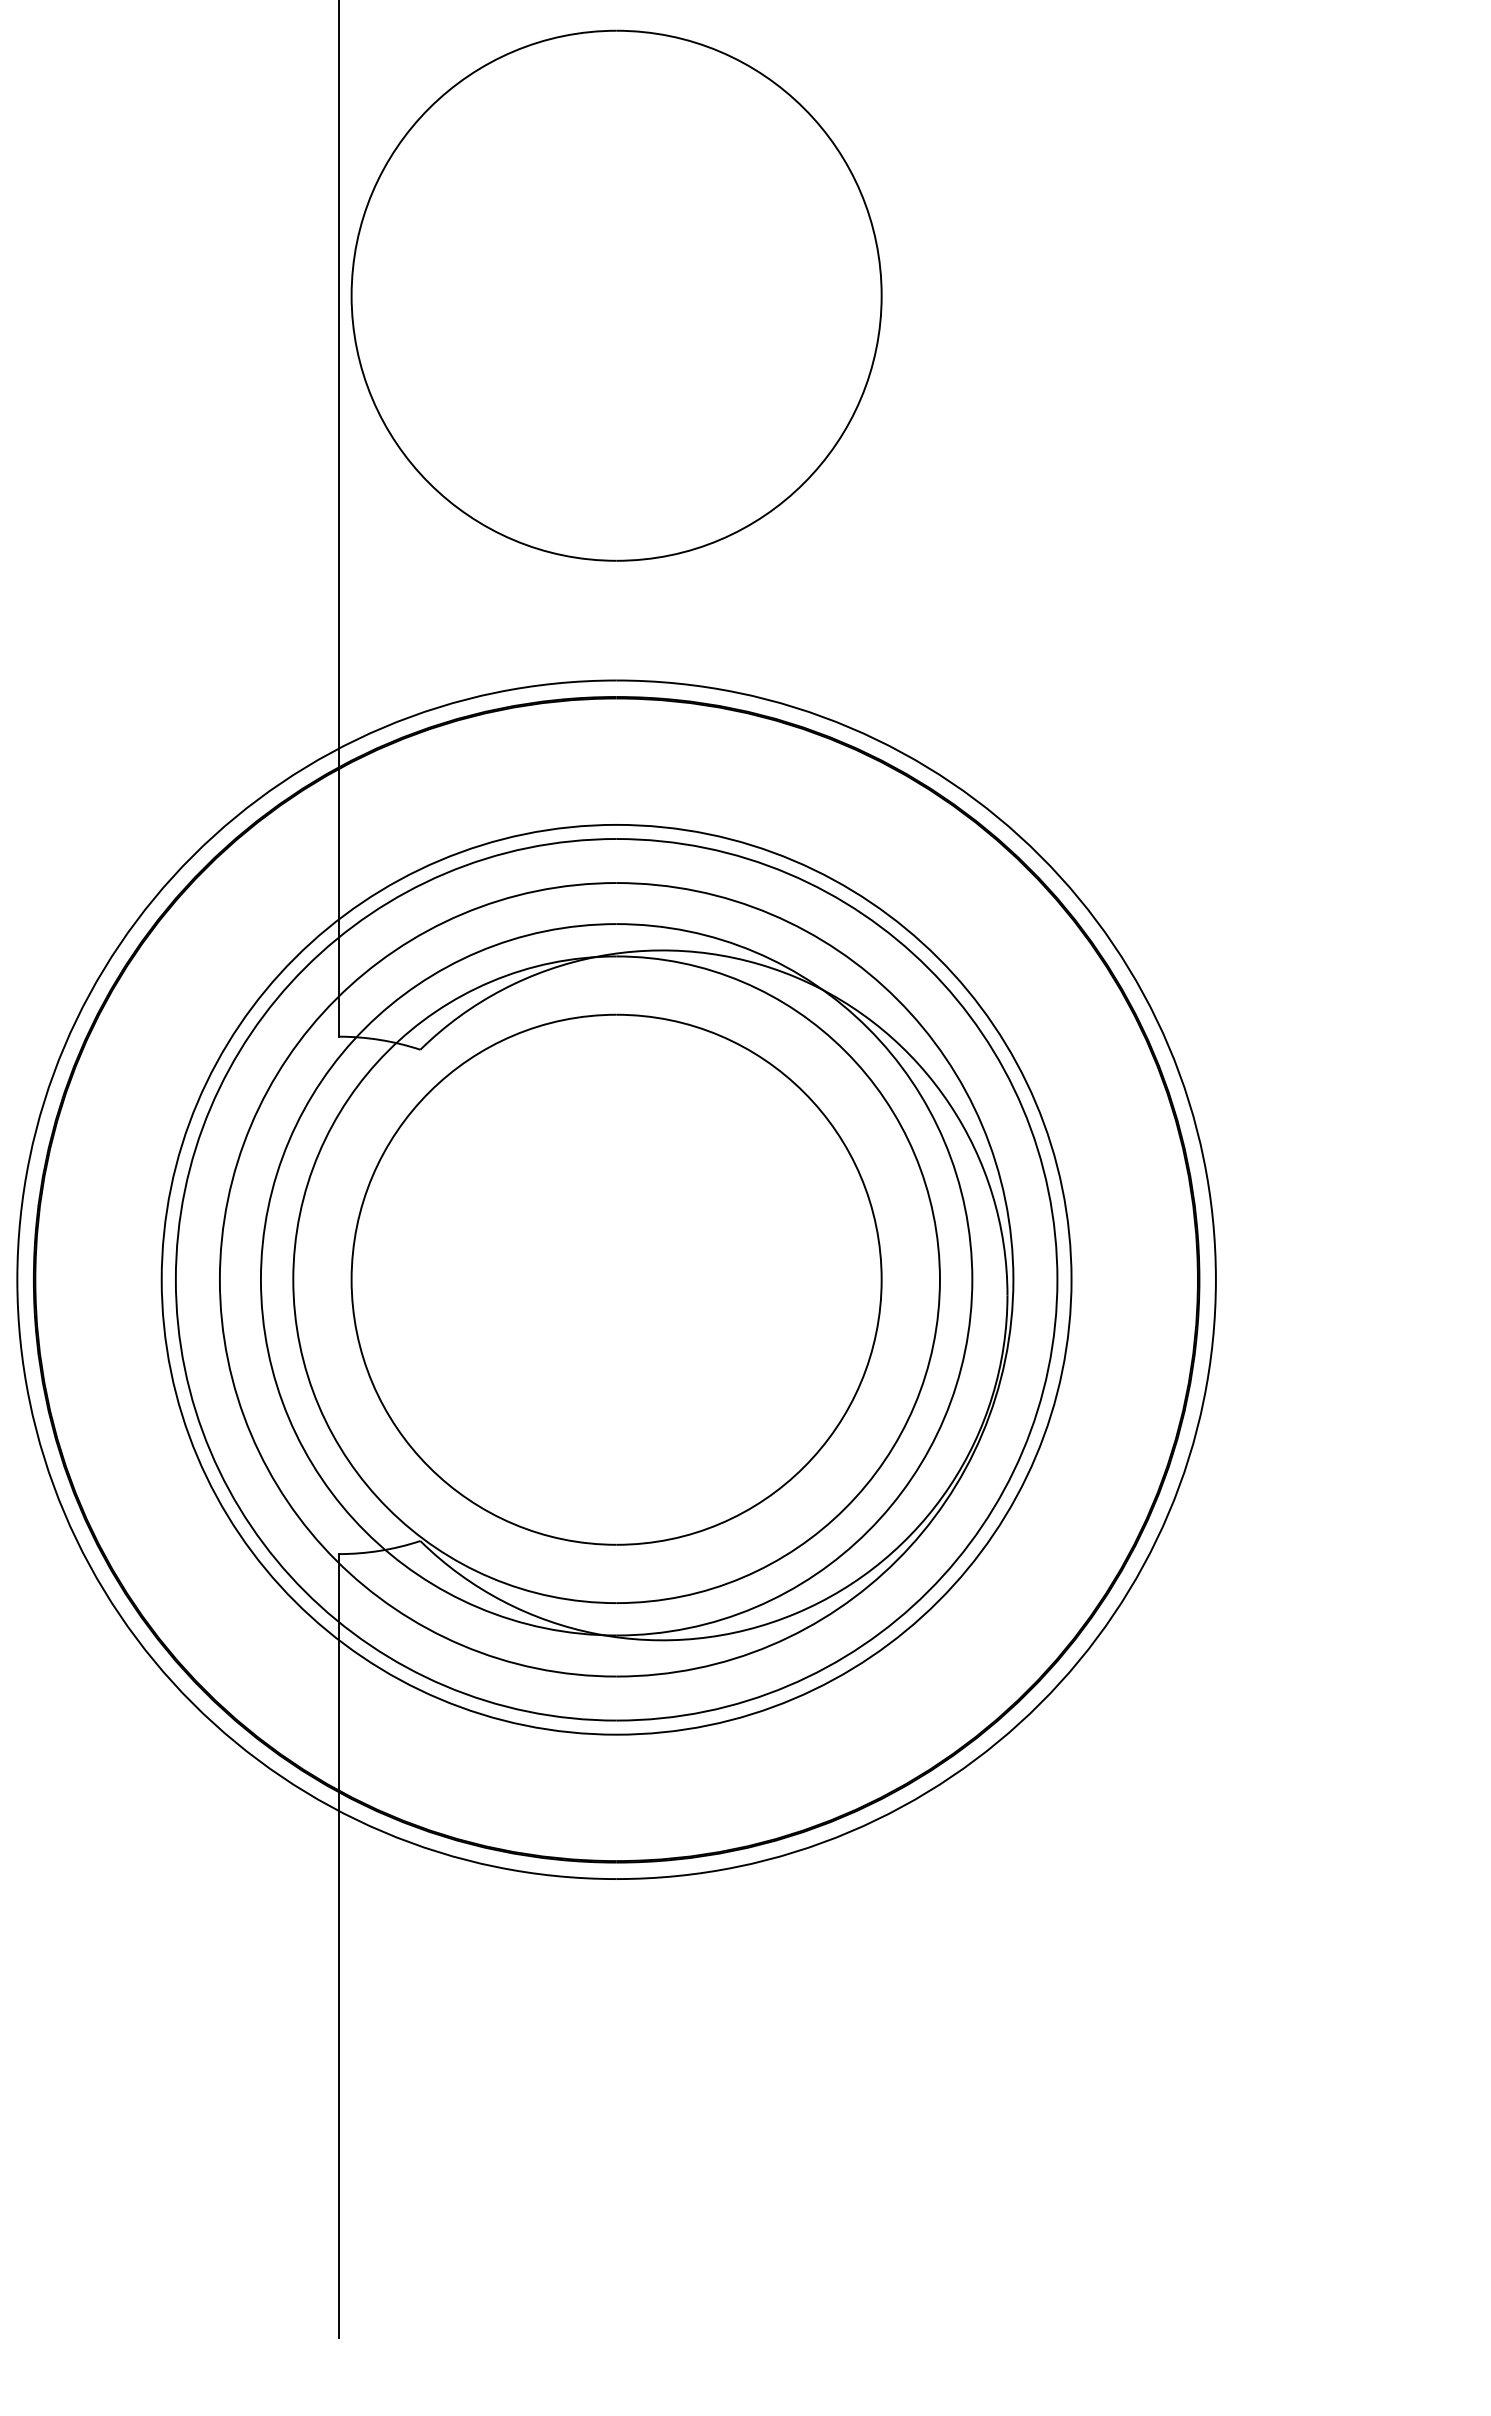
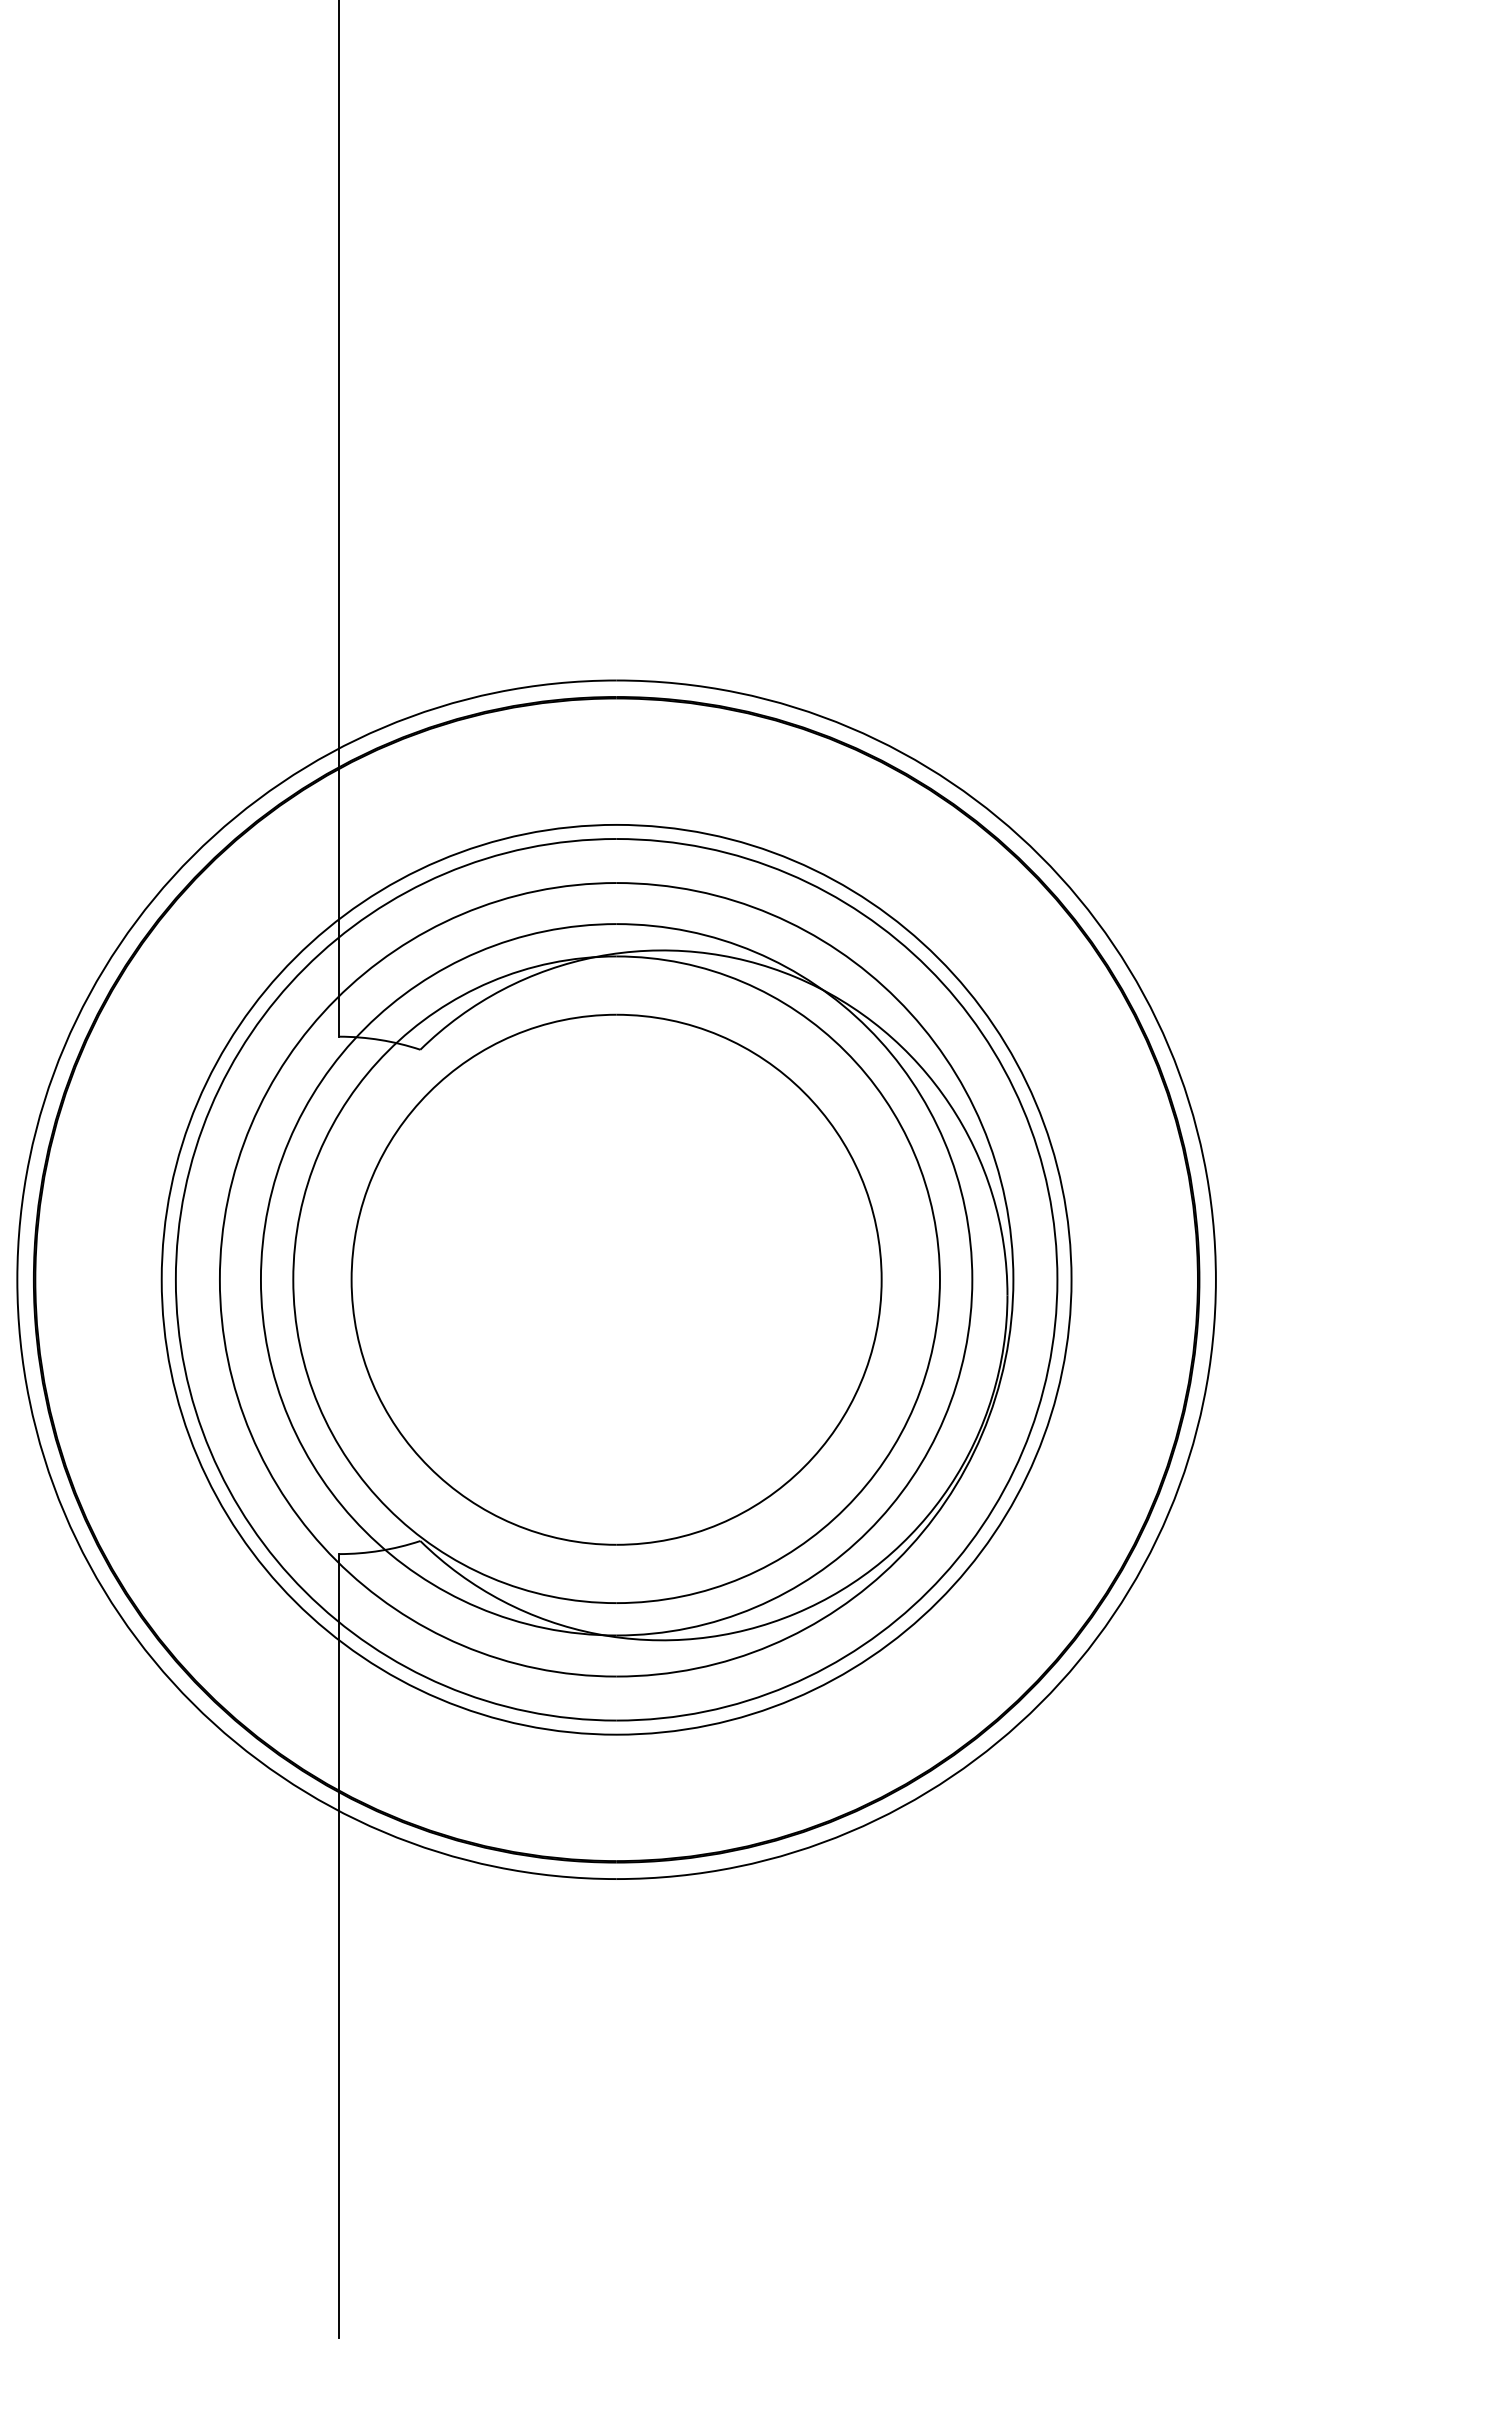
part: present -> none (616, 295)
